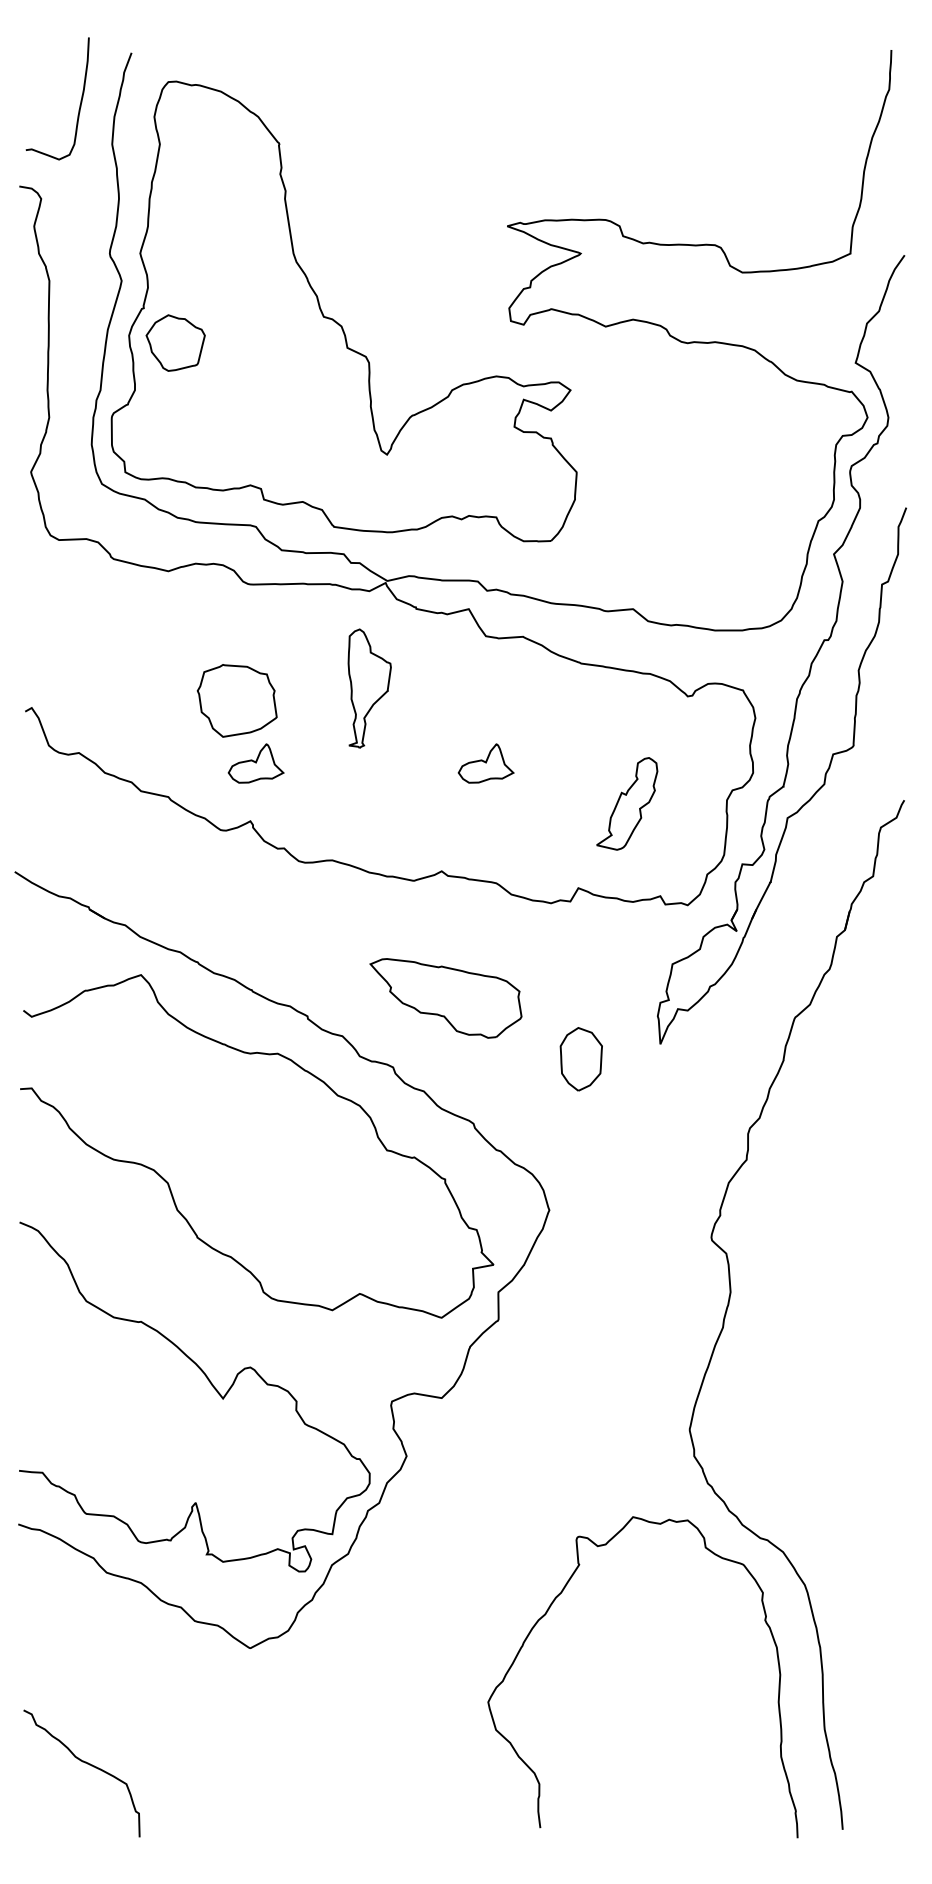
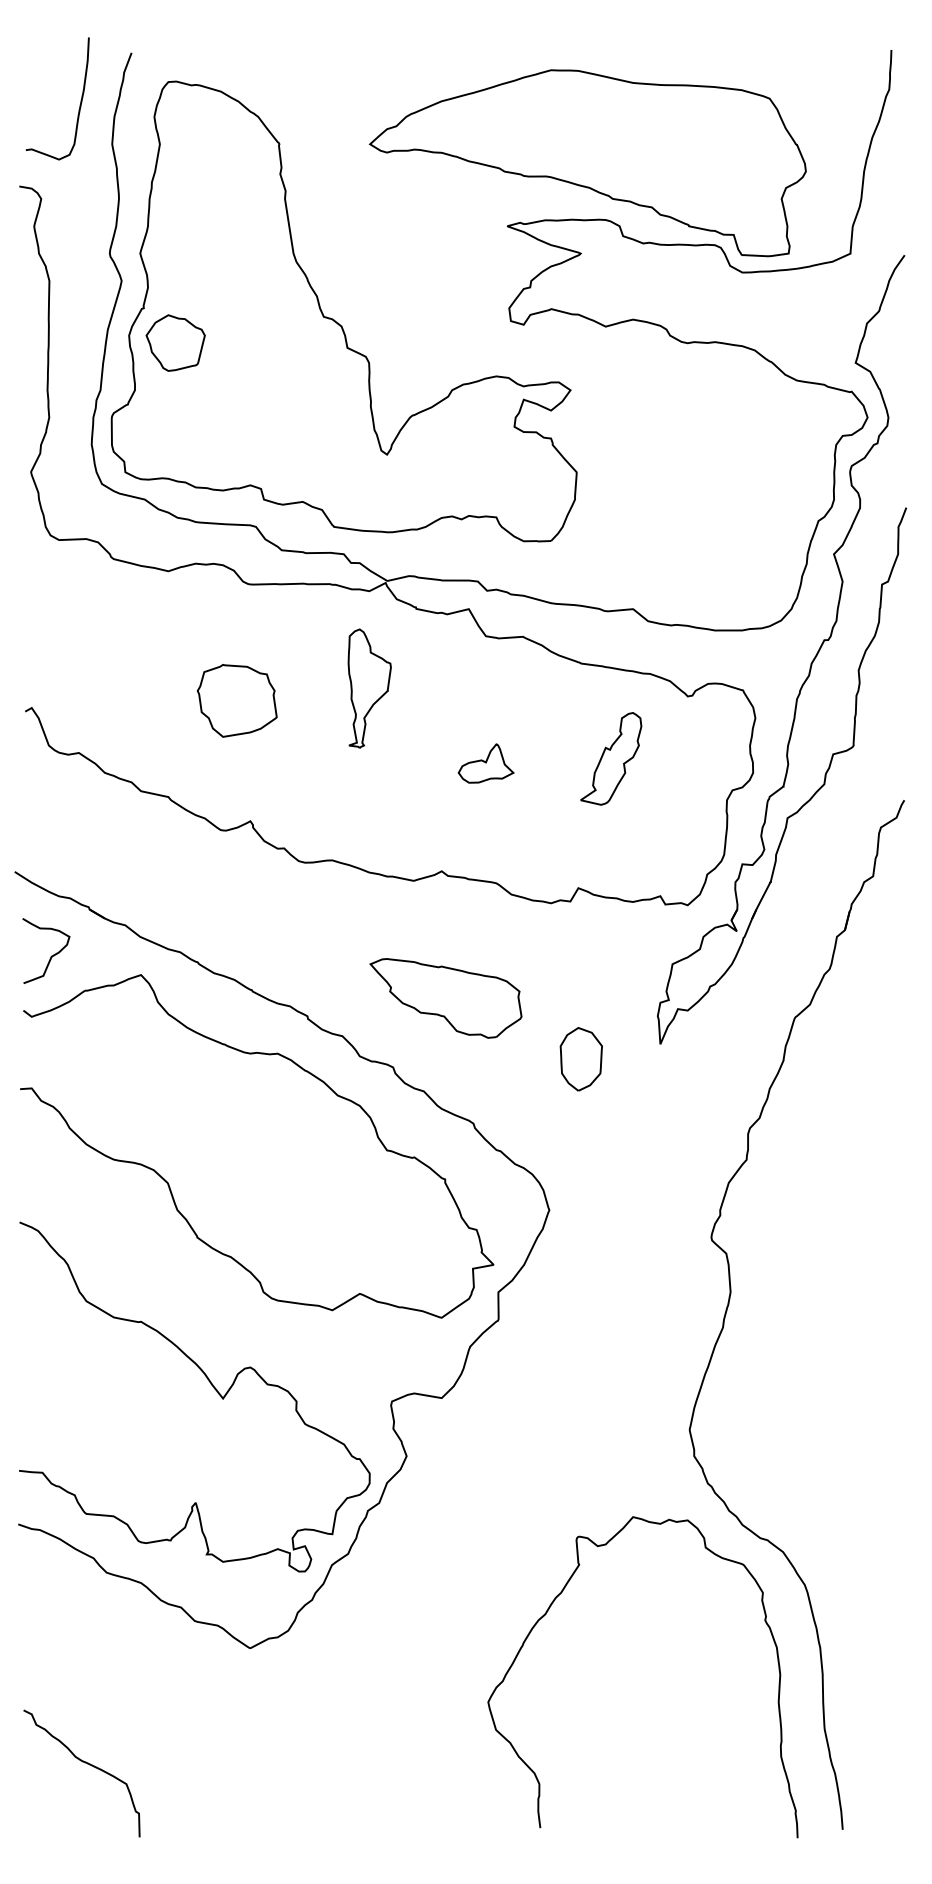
part: none -> present (587, 163)
part: present -> none (255, 763)
part position: (627, 803) -> (611, 758) (611, 758)
curve: none -> present (51, 955)
